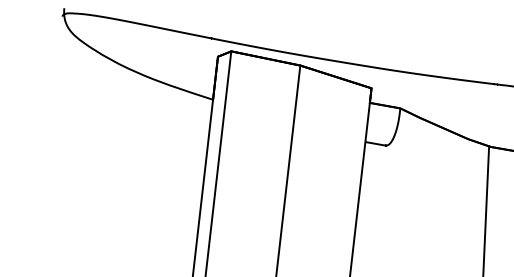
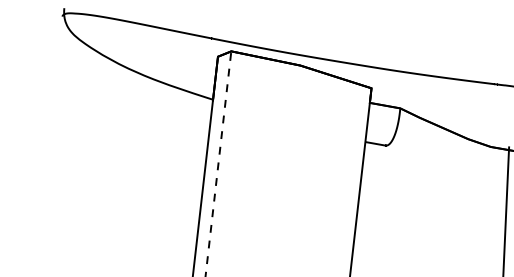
line: solid -> dashed (218, 163)
line: present -> none (288, 169)
line position: (486, 209) -> (506, 210) (506, 210)
